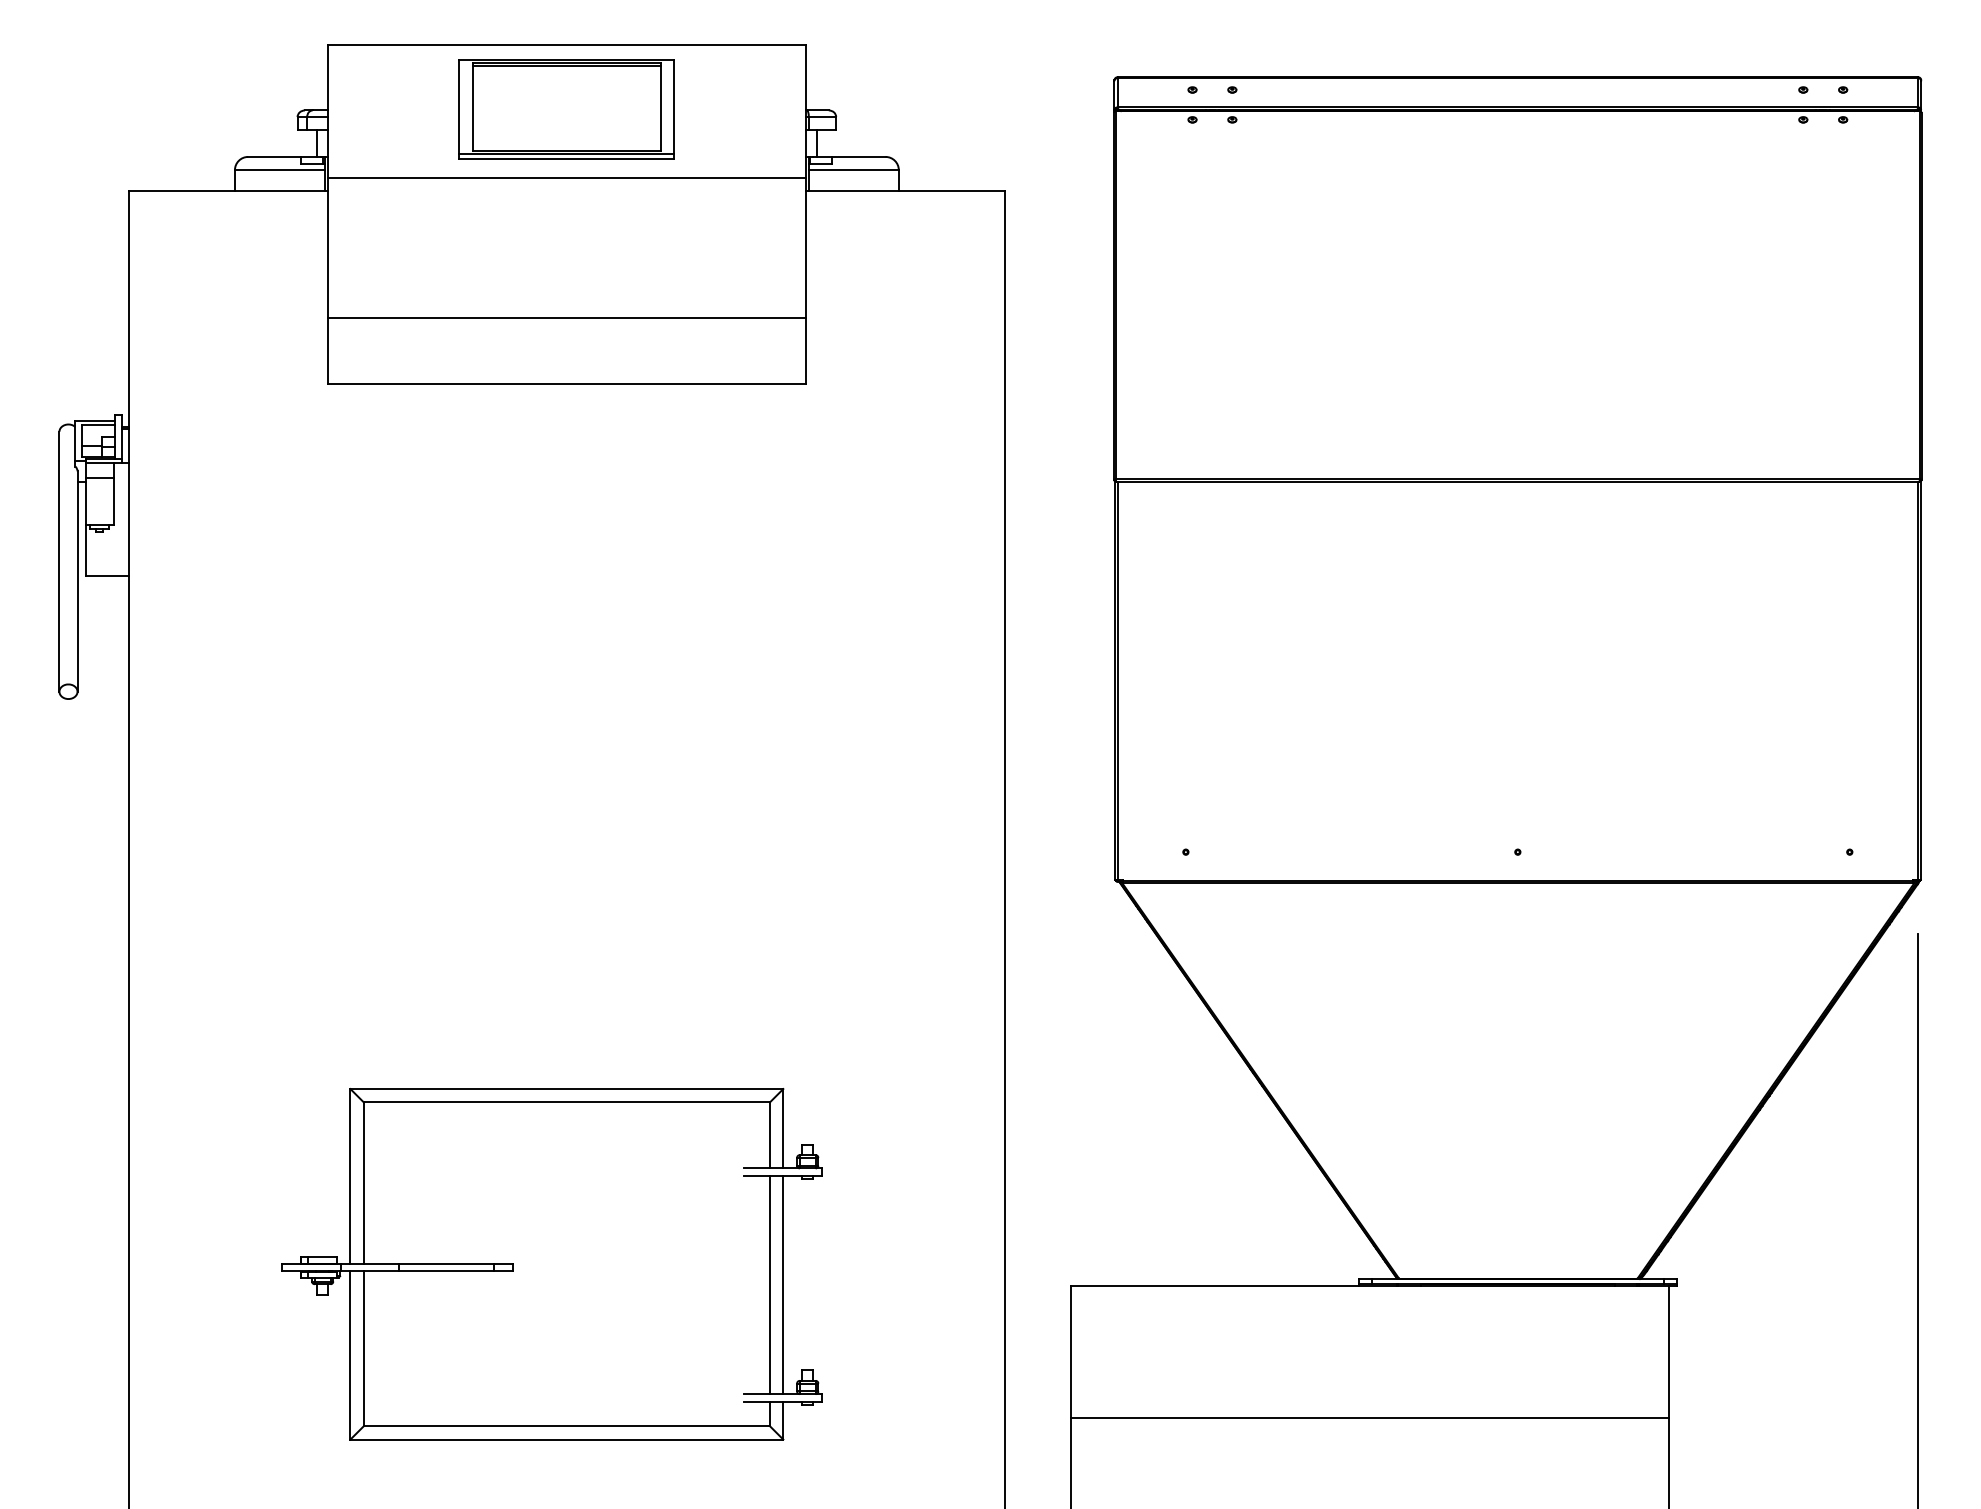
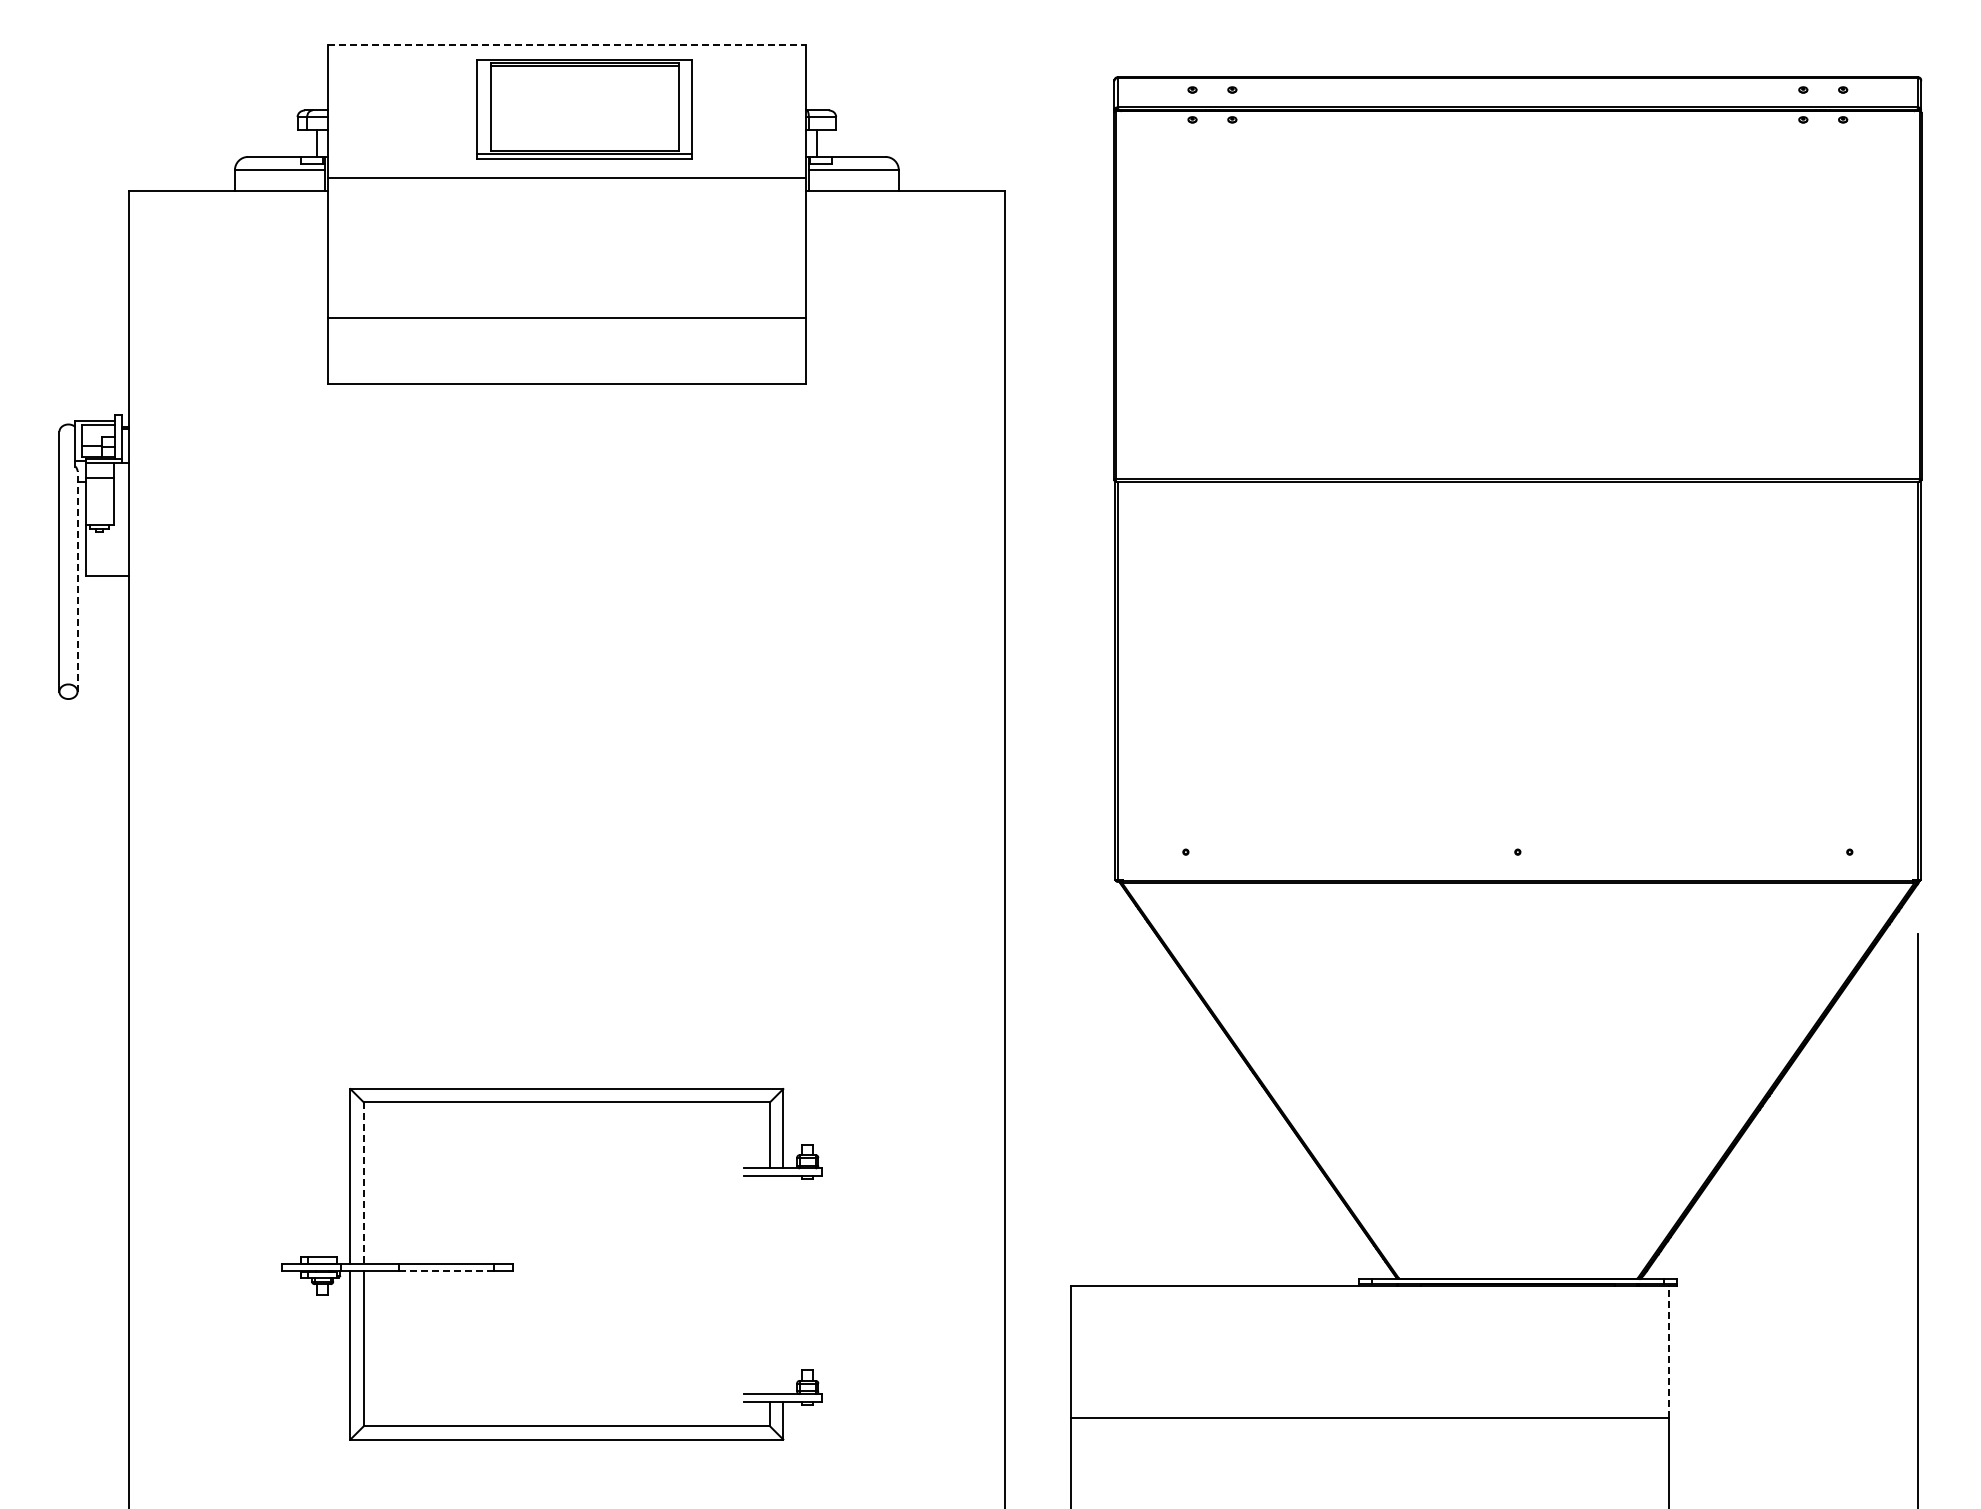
line: solid -> dashed (567, 45)
part position: (566, 109) -> (584, 109) (584, 109)
line: solid -> dashed (77, 581)
line: solid -> dashed (363, 1183)
line: solid -> dashed (446, 1270)
line: present -> none (770, 1285)
line: present -> none (783, 1285)
line: solid -> dashed (1668, 1351)
